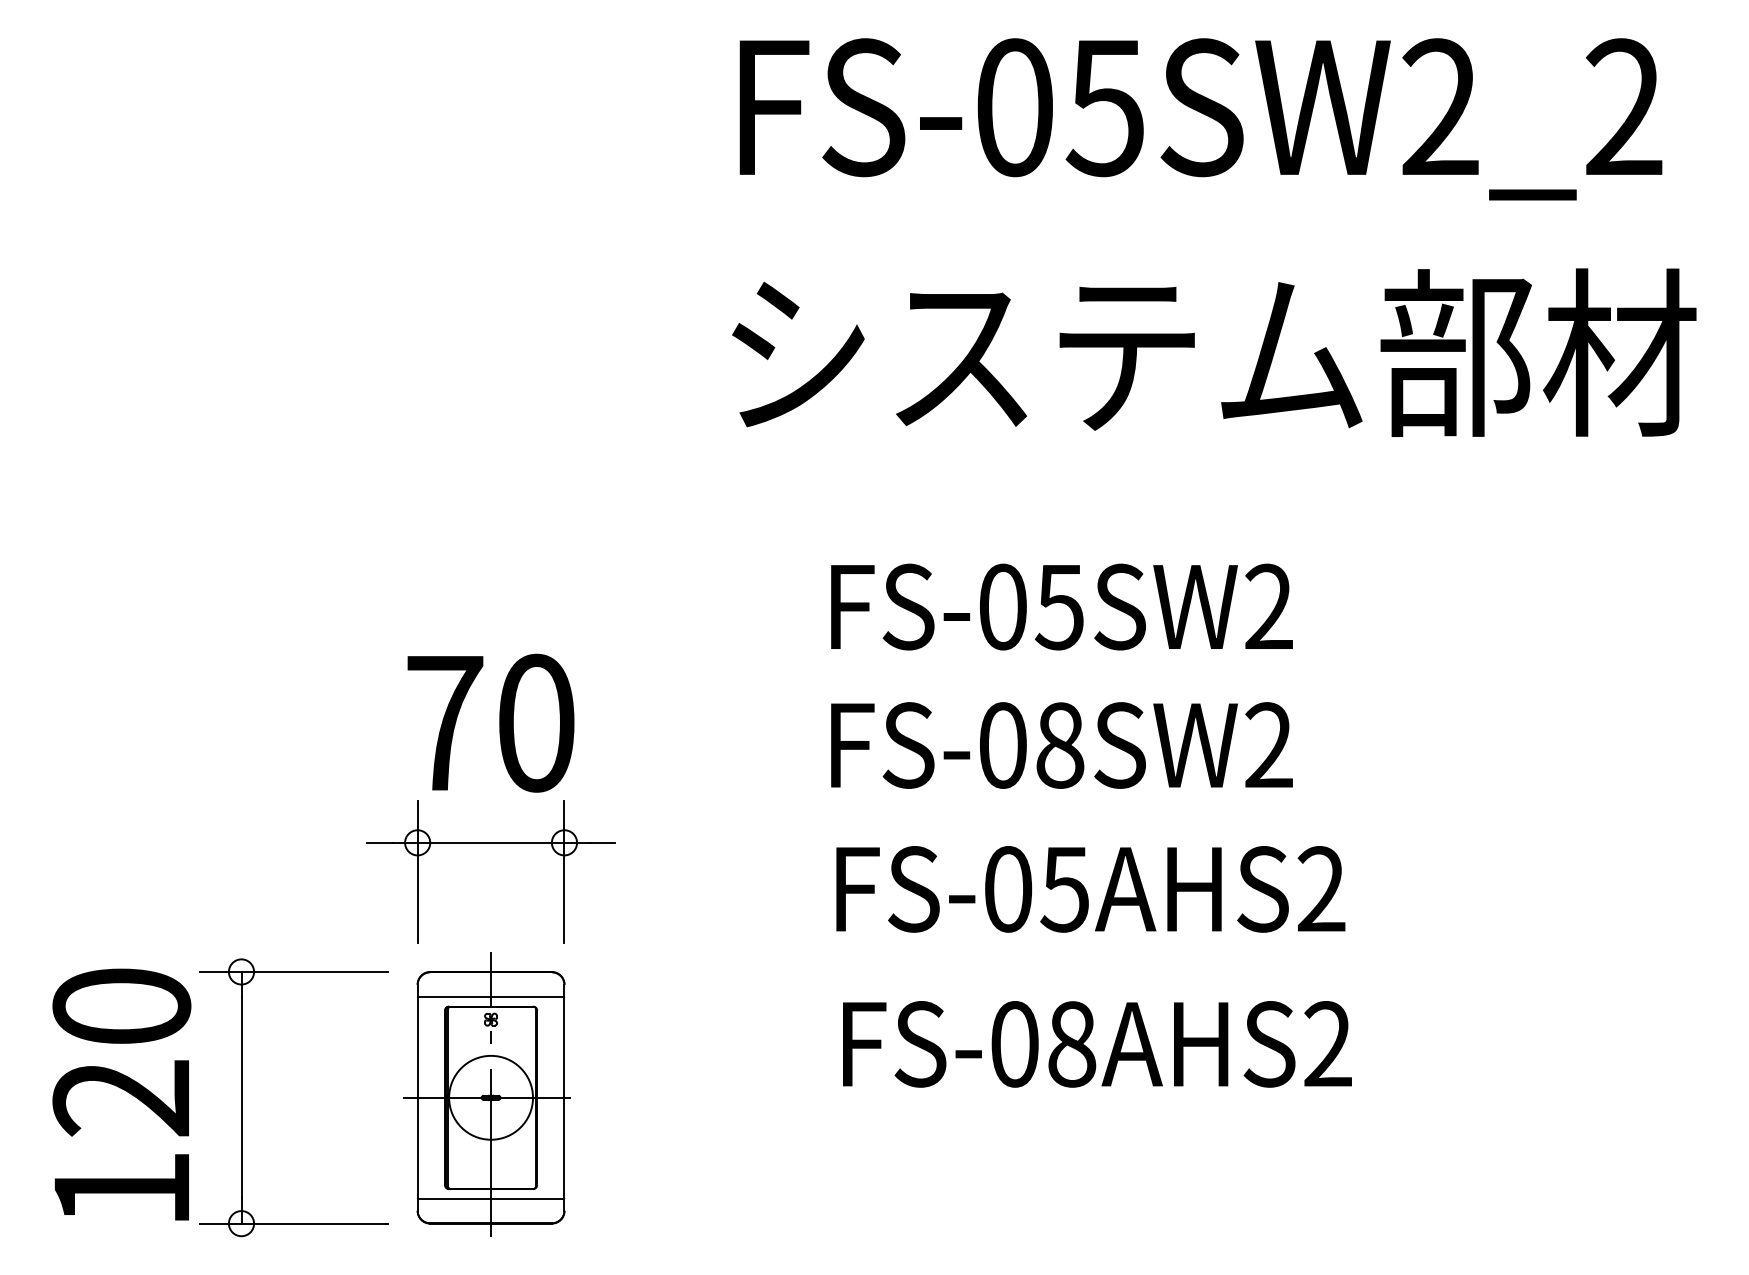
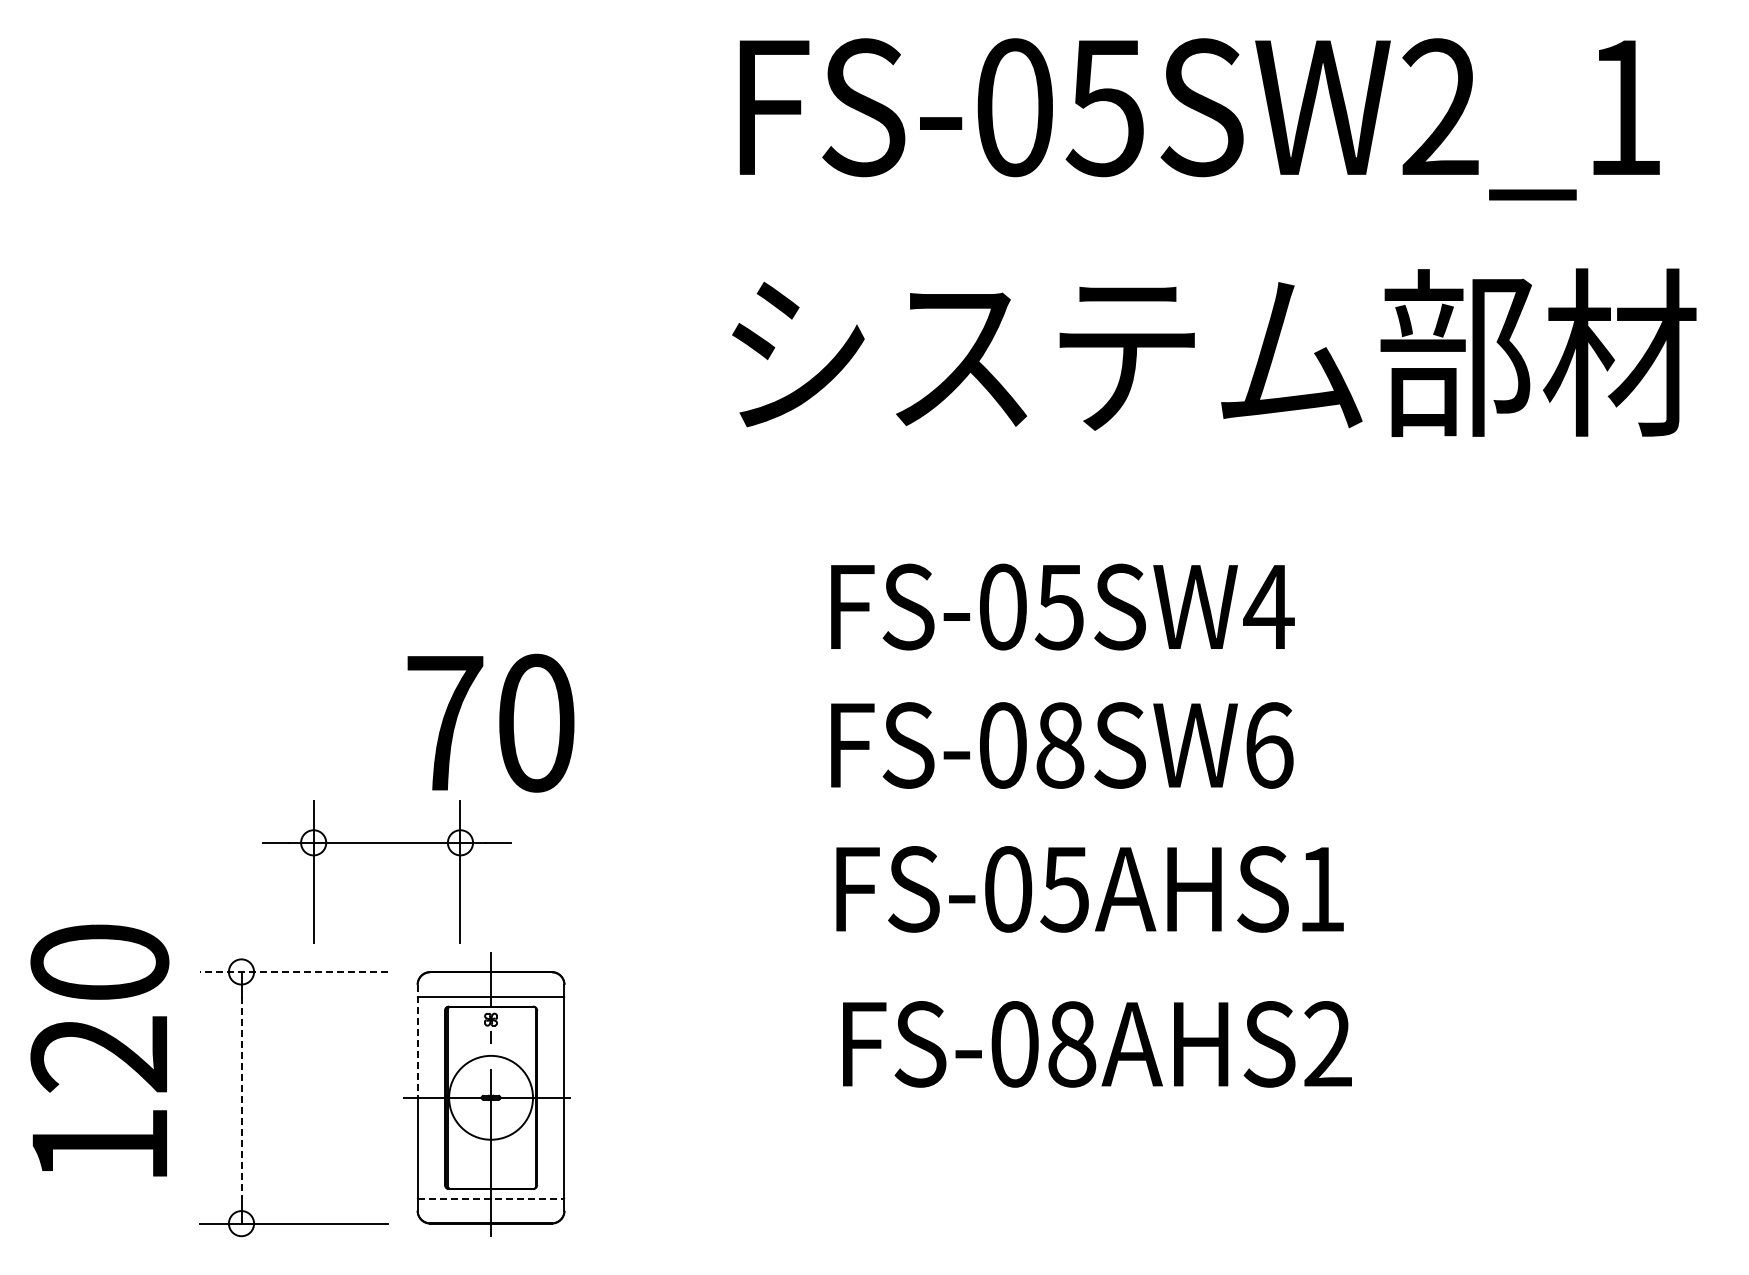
text: FS-05SW2_2 -> FS-05SW2_1 (1623, 106)
text: FS-05SW2 -> FS-05SW4 (1268, 605)
text: FS-08SW2 -> FS-08SW6 (1269, 745)
part position: (490, 843) -> (386, 843) (386, 843)
text: FS-05AHS2 -> FS-05AHS1 (1321, 888)
line: solid -> dashed (293, 971)
line: solid -> dashed (417, 1041)
text position: (121, 1094) -> (99, 1050) (99, 1050)
line: solid -> dashed (241, 1097)
line: solid -> dashed (491, 1198)
